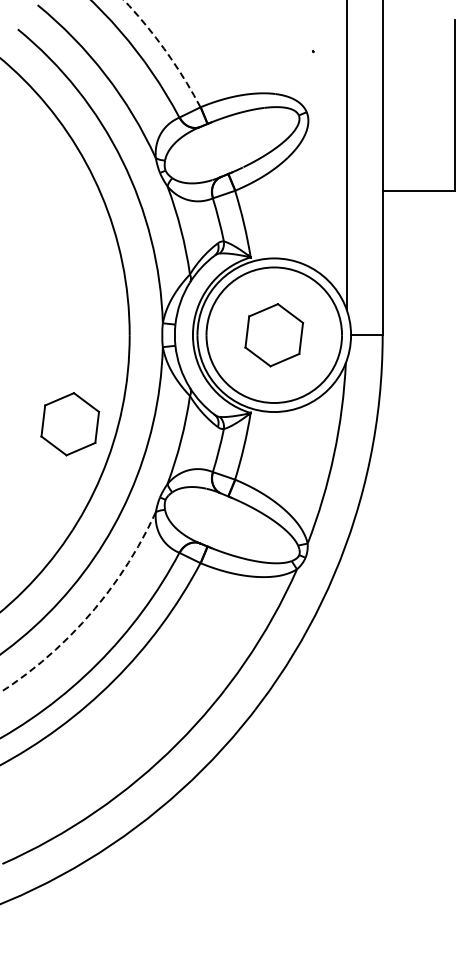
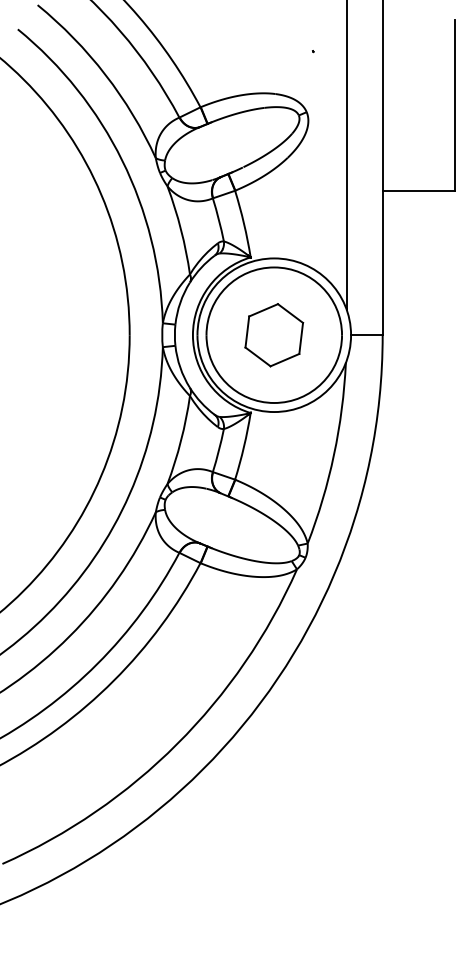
arc: dashed -> solid (165, 50)
part: present -> none (70, 424)
arc: dashed -> solid (91, 612)
